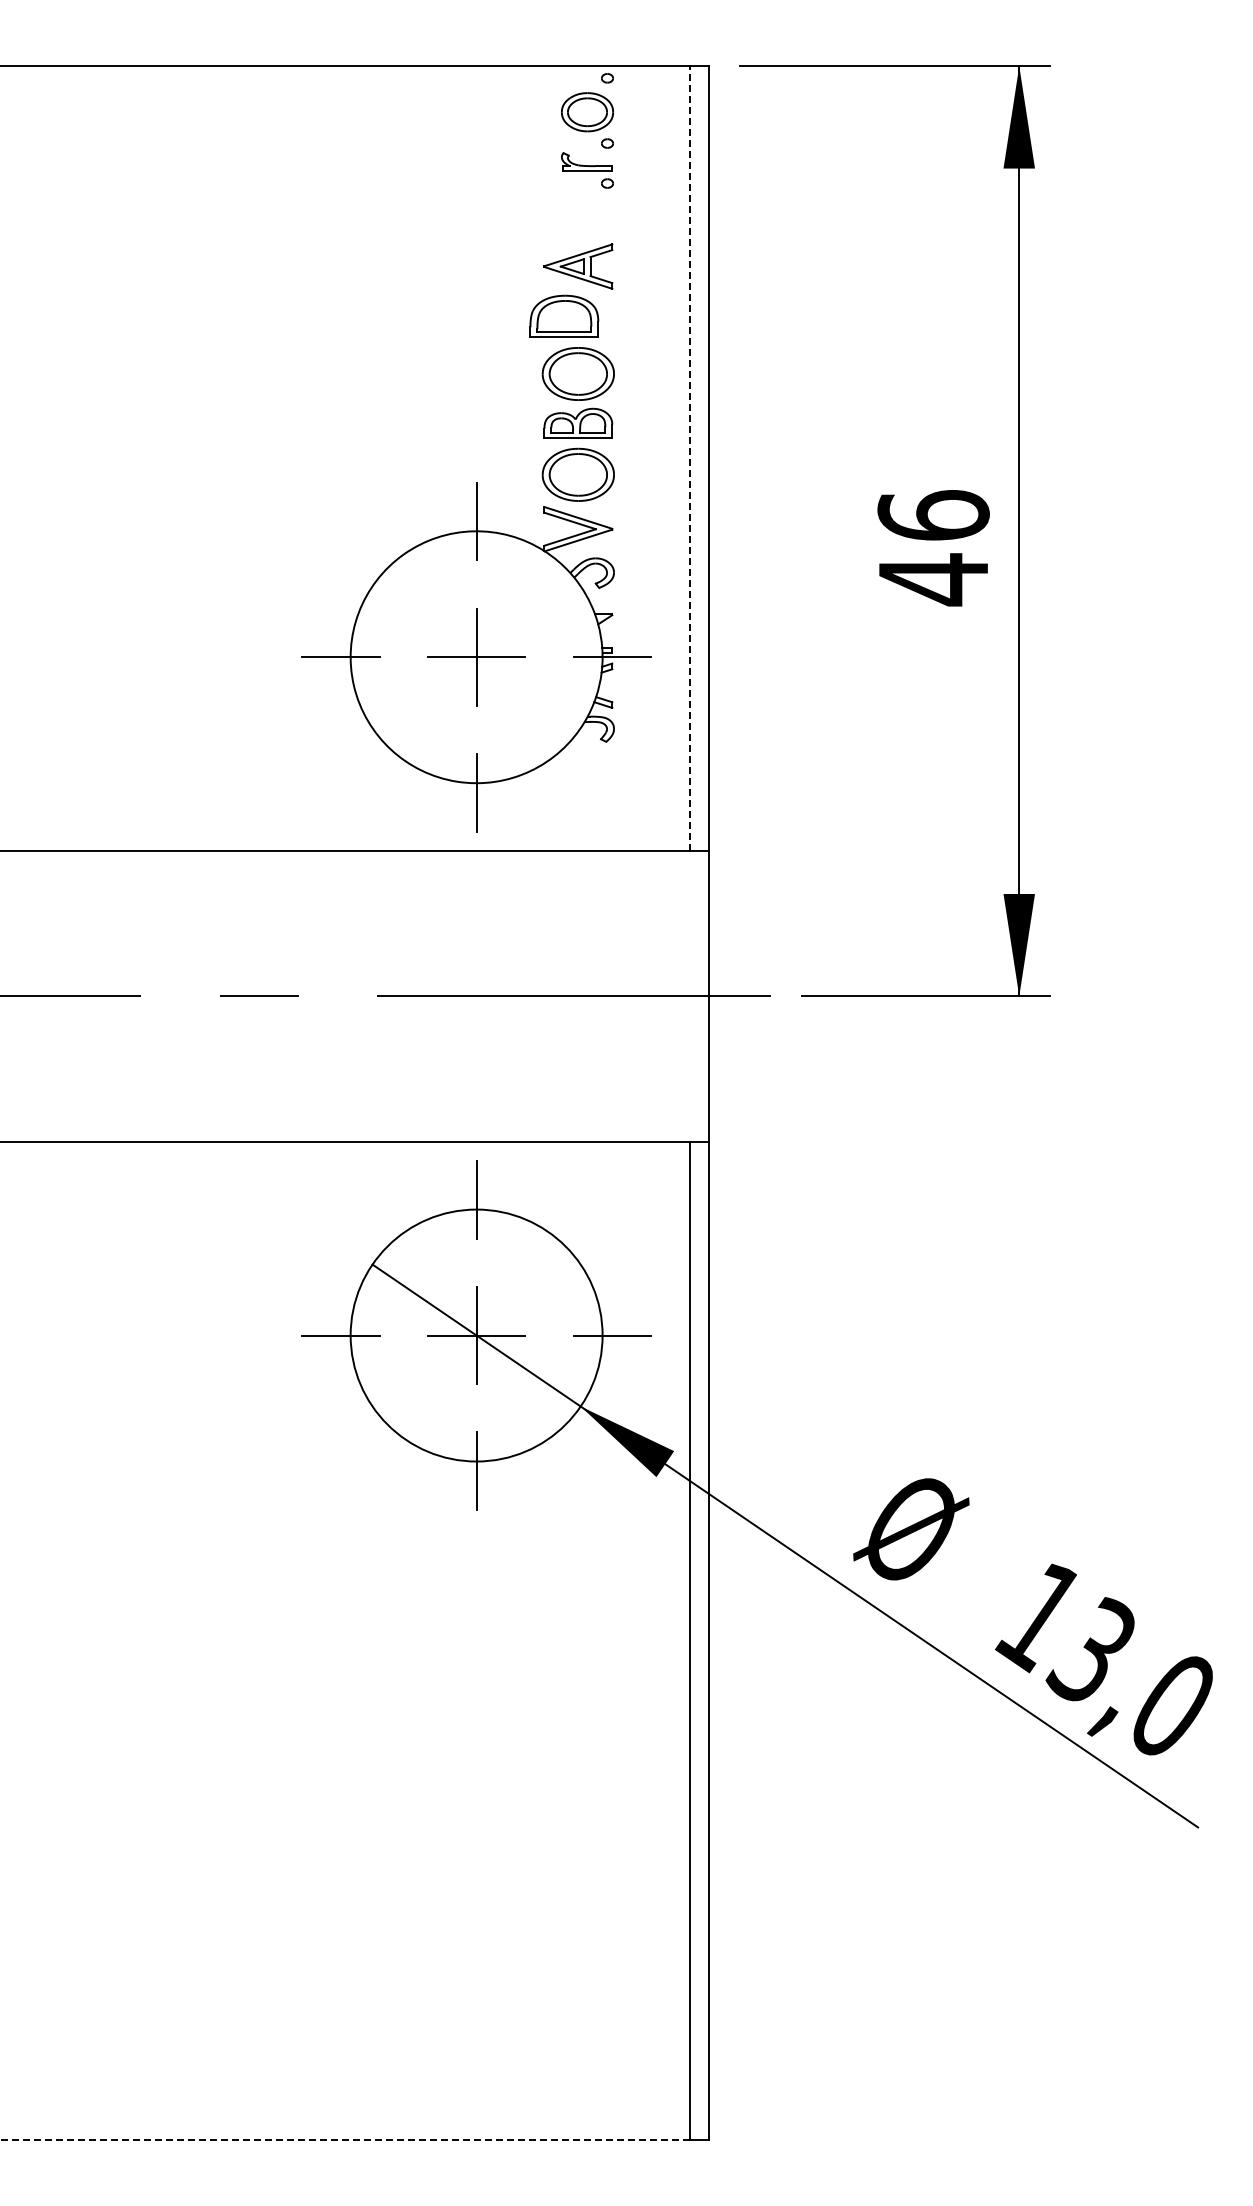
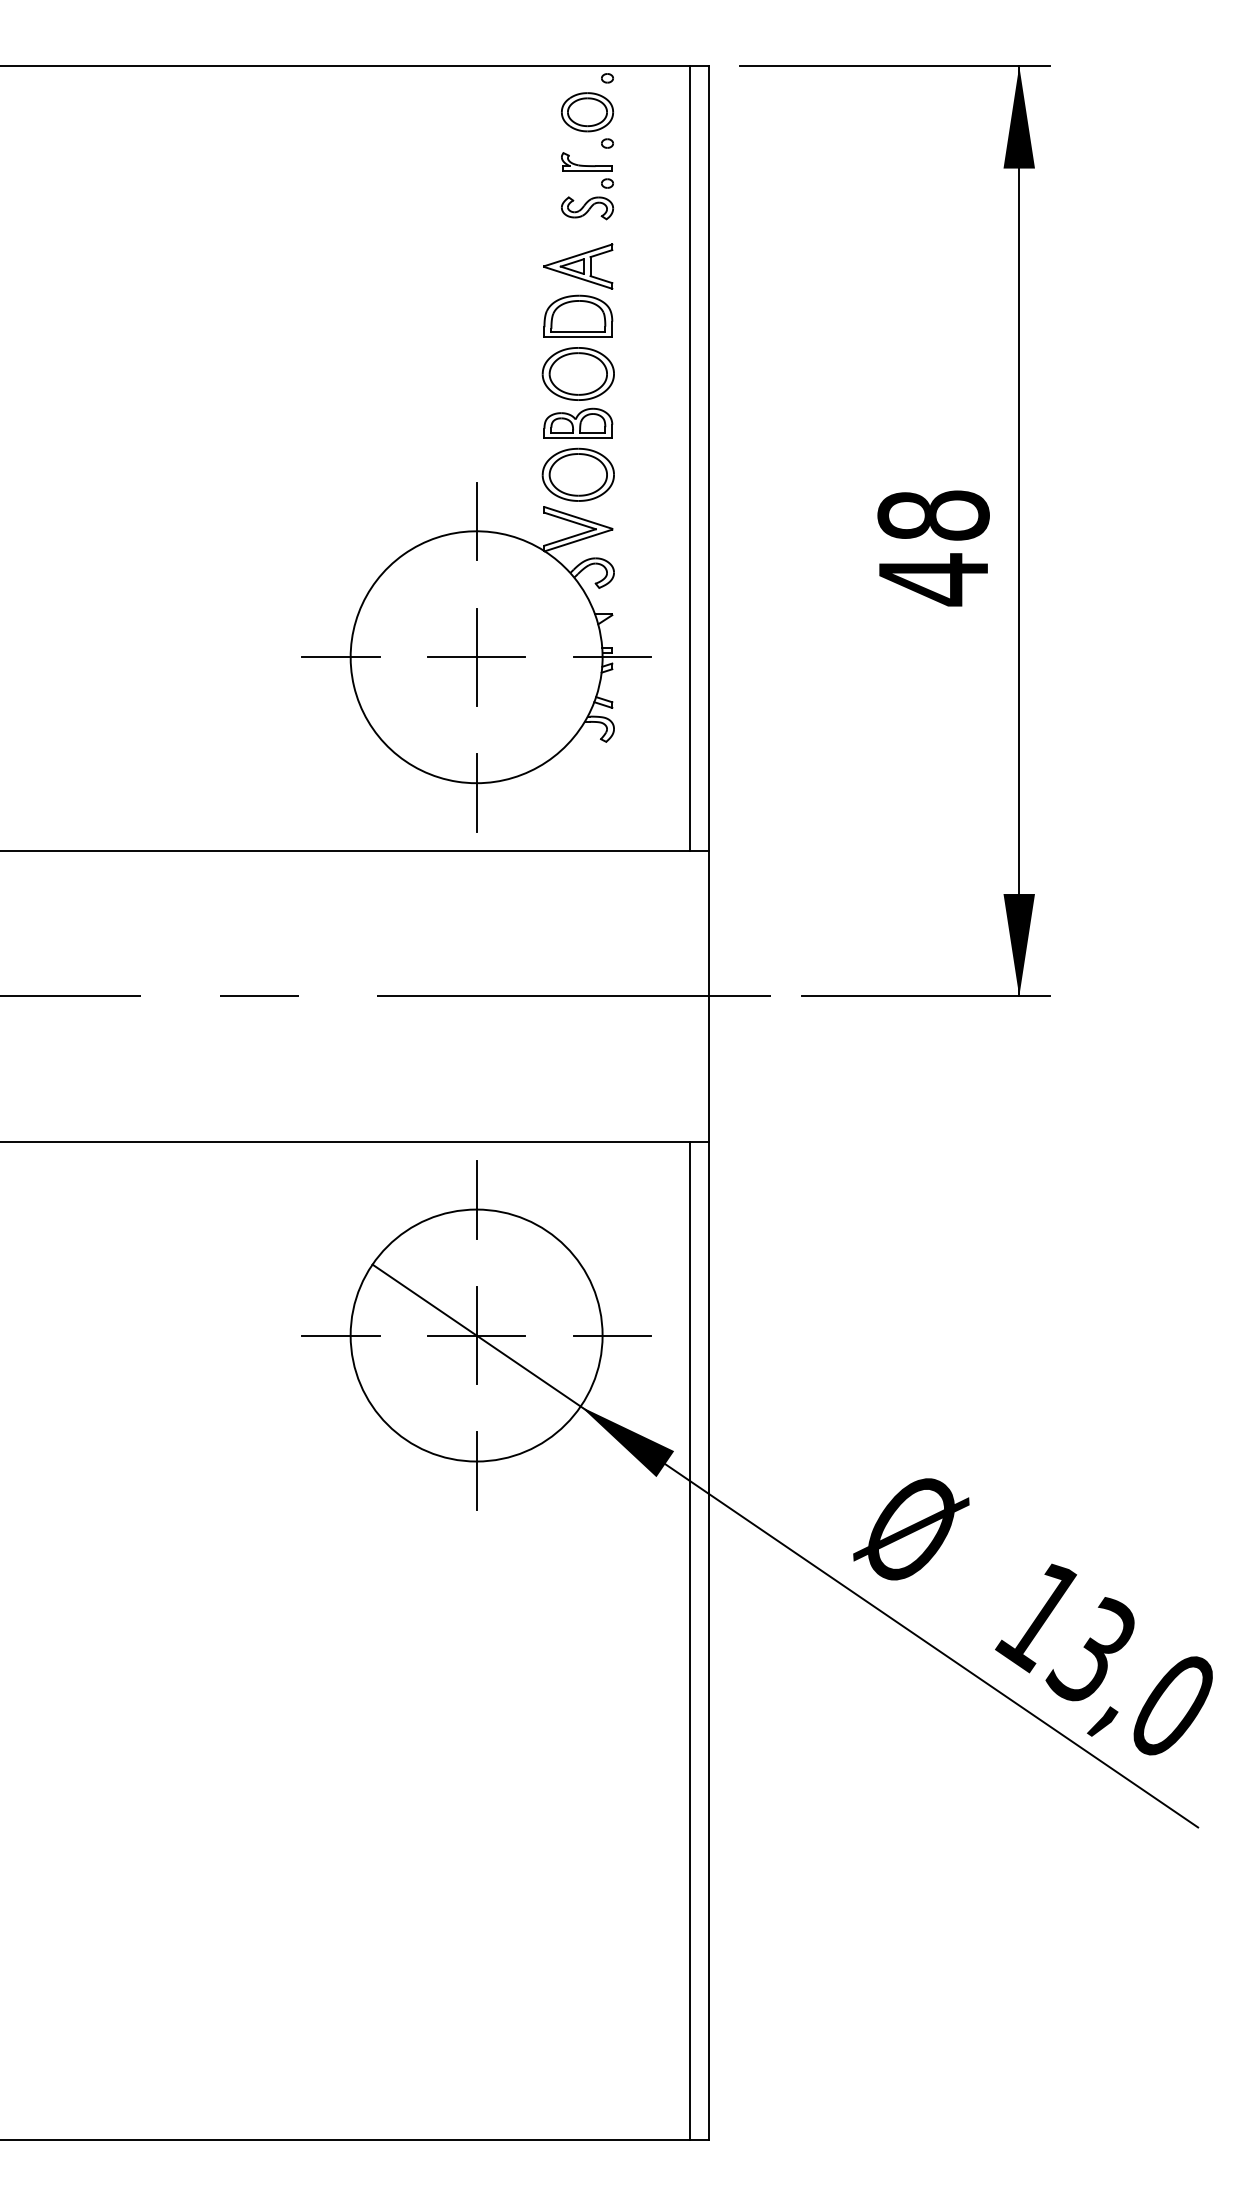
part: none -> present (587, 208)
part position: (564, 315) -> (578, 315) (578, 315)
line: dashed -> solid (689, 458)
text: 46 -> 48 (933, 515)
line: dashed -> solid (344, 2139)
